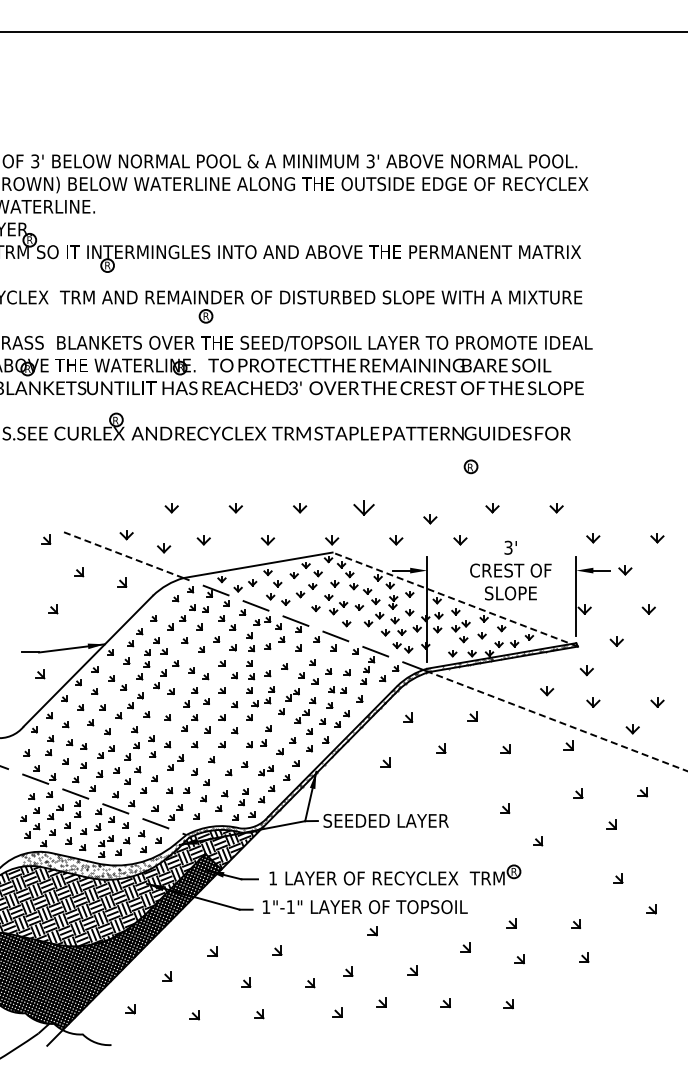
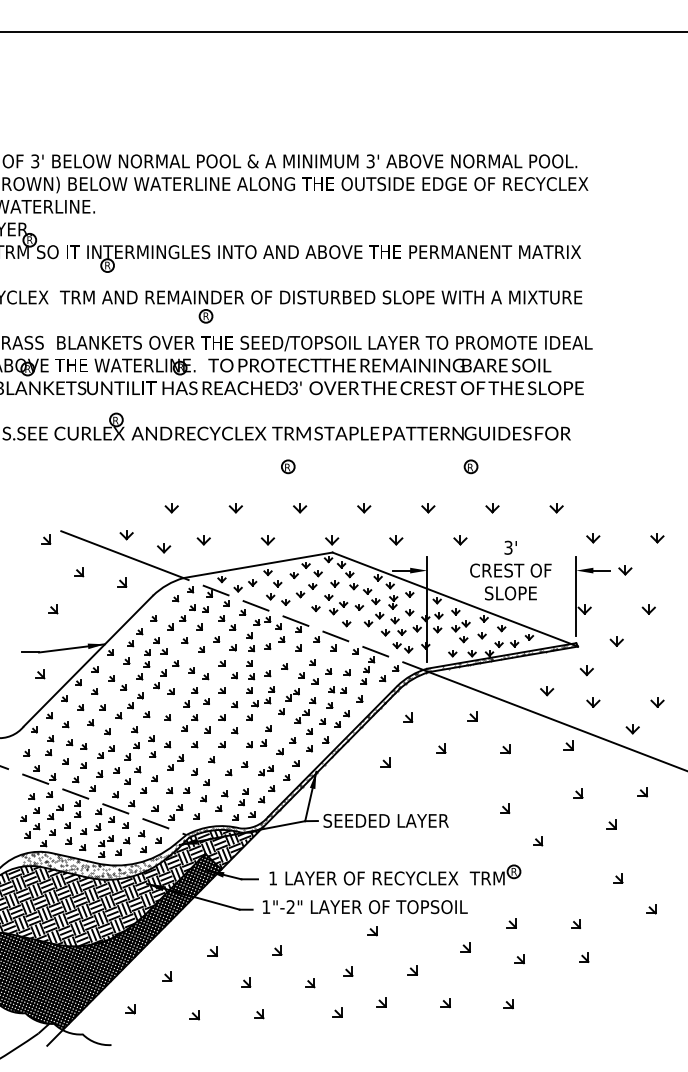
part: none -> present (288, 466)
part size: 22x16 px -> 15x11 px (364, 508)
part position: (430, 519) -> (428, 508) (428, 508)
line: dashed -> solid (121, 554)
line: dashed -> solid (454, 599)
line: dashed -> solid (557, 721)
text: 1"-1" -> 1"-2" (290, 906)
